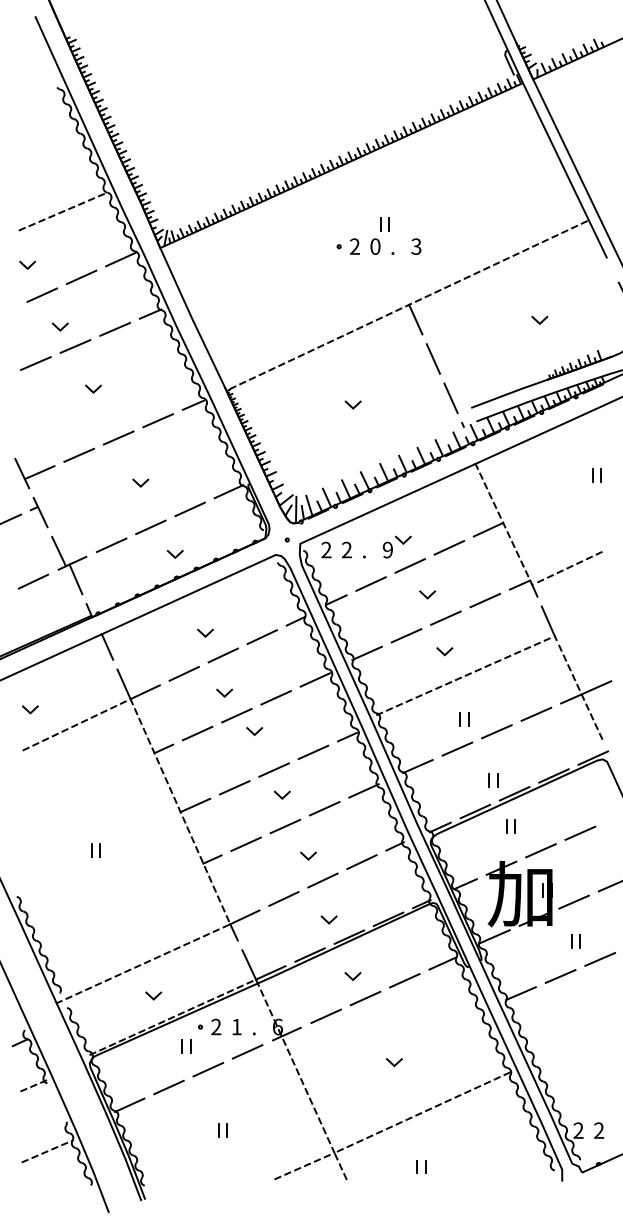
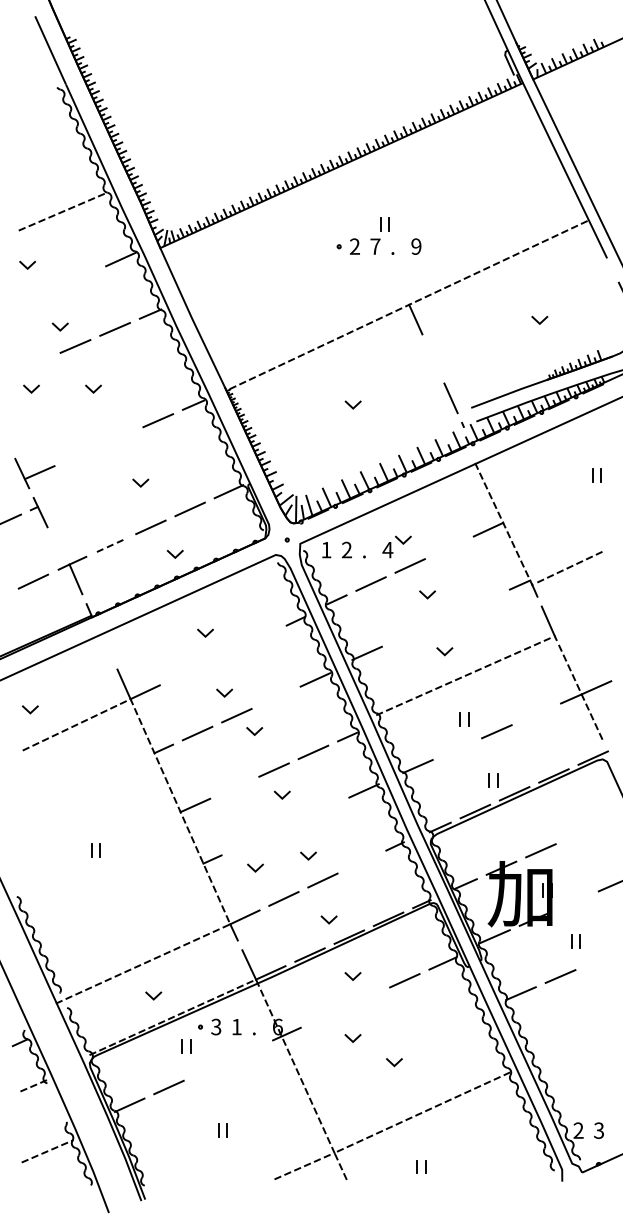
text: 0 -> 7 (375, 246)
text: 3 -> 9 (416, 246)
line: present -> none (81, 277)
line: present -> none (42, 294)
line: present -> none (433, 358)
line: present -> none (35, 363)
line: none -> present (29, 389)
line: present -> none (118, 437)
line: present -> none (79, 454)
line: solid -> dashed (112, 545)
line: present -> none (449, 547)
text: 2 -> 1 (326, 549)
text: 9 -> 4 (387, 549)
line: present -> none (58, 551)
line: present -> none (485, 600)
line: present -> none (445, 617)
line: present -> none (406, 635)
line: present -> none (261, 637)
line: present -> none (107, 646)
line: present -> none (222, 655)
line: present -> none (183, 673)
line: present -> none (275, 697)
line: present -> none (536, 713)
line: present -> none (457, 748)
line: present -> none (234, 787)
line: present -> none (324, 808)
line: present -> none (285, 826)
part: present -> none (510, 826)
line: present -> none (580, 832)
line: present -> none (245, 843)
line: present -> none (361, 861)
line: none -> present (253, 868)
line: present -> none (573, 901)
line: present -> none (600, 959)
line: present -> none (365, 998)
line: present -> none (325, 1015)
text: 2 -> 3 (216, 1027)
line: none -> present (351, 1039)
line: present -> none (247, 1051)
line: present -> none (208, 1069)
text: 2 -> 3 (599, 1130)
